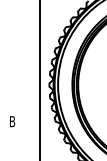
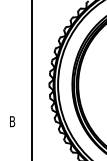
line position: (40, 79) -> (32, 79) (32, 79)
